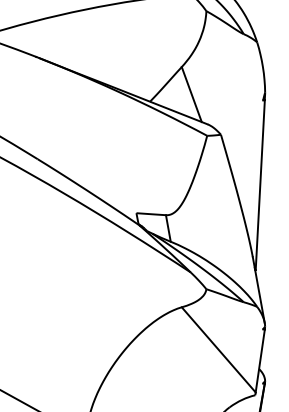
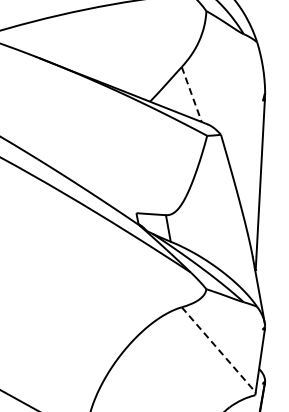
line: solid -> dashed (191, 95)
line: solid -> dashed (219, 350)
